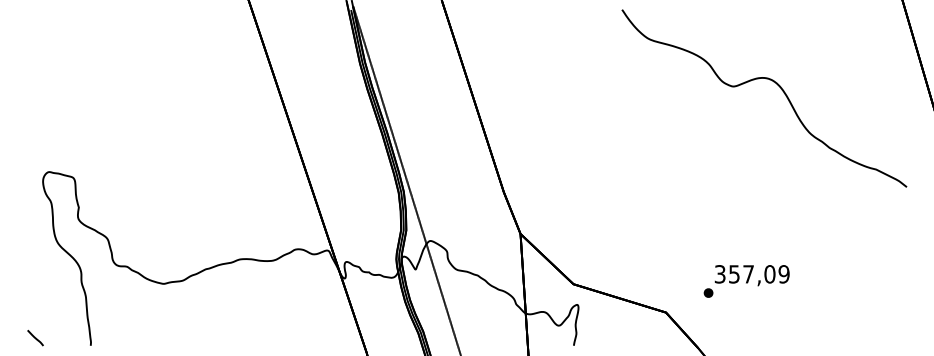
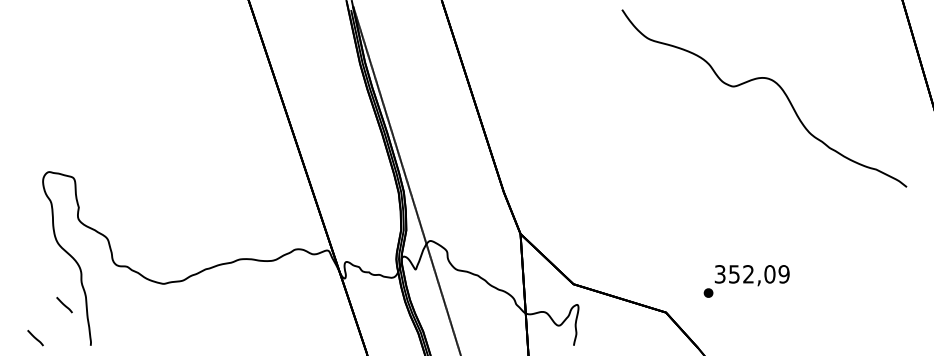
text: 357,09 -> 352,09 (748, 274)
line: none -> present (64, 305)
